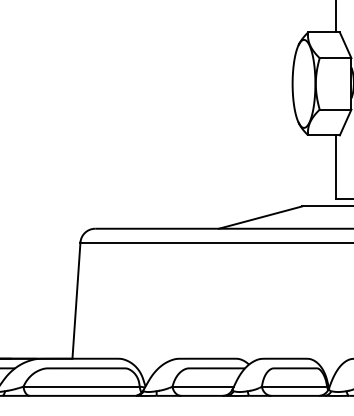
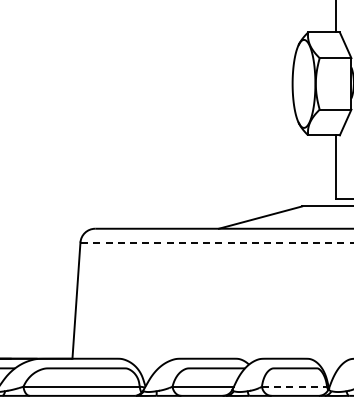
line: solid -> dashed (216, 242)
line: solid -> dashed (294, 386)
